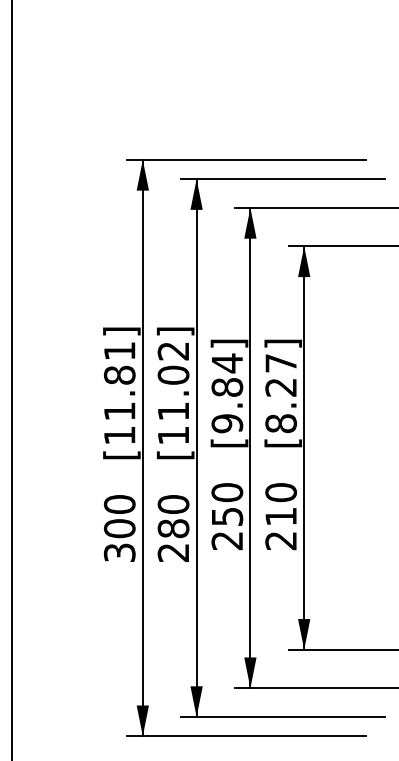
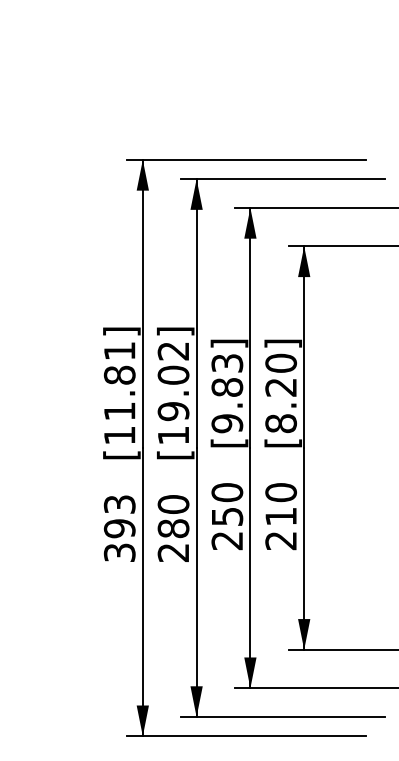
text: [8.27] -> [8.20] (281, 362)
text: [9.84] -> [9.83] (227, 363)
line: present -> none (12, 379)
text: [11.02] -> [19.02] (173, 411)
text: 300 -> 393 (119, 516)
